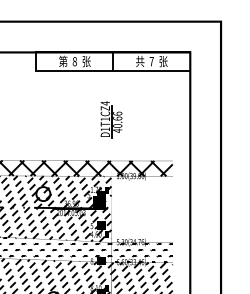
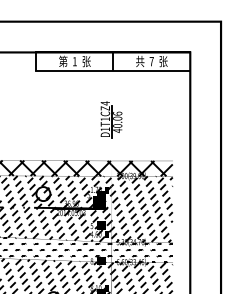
text: 8 -> 1 (74, 61)
text: 40.66 -> 40.06 (117, 118)
hatch: none -> present (141, 209)
